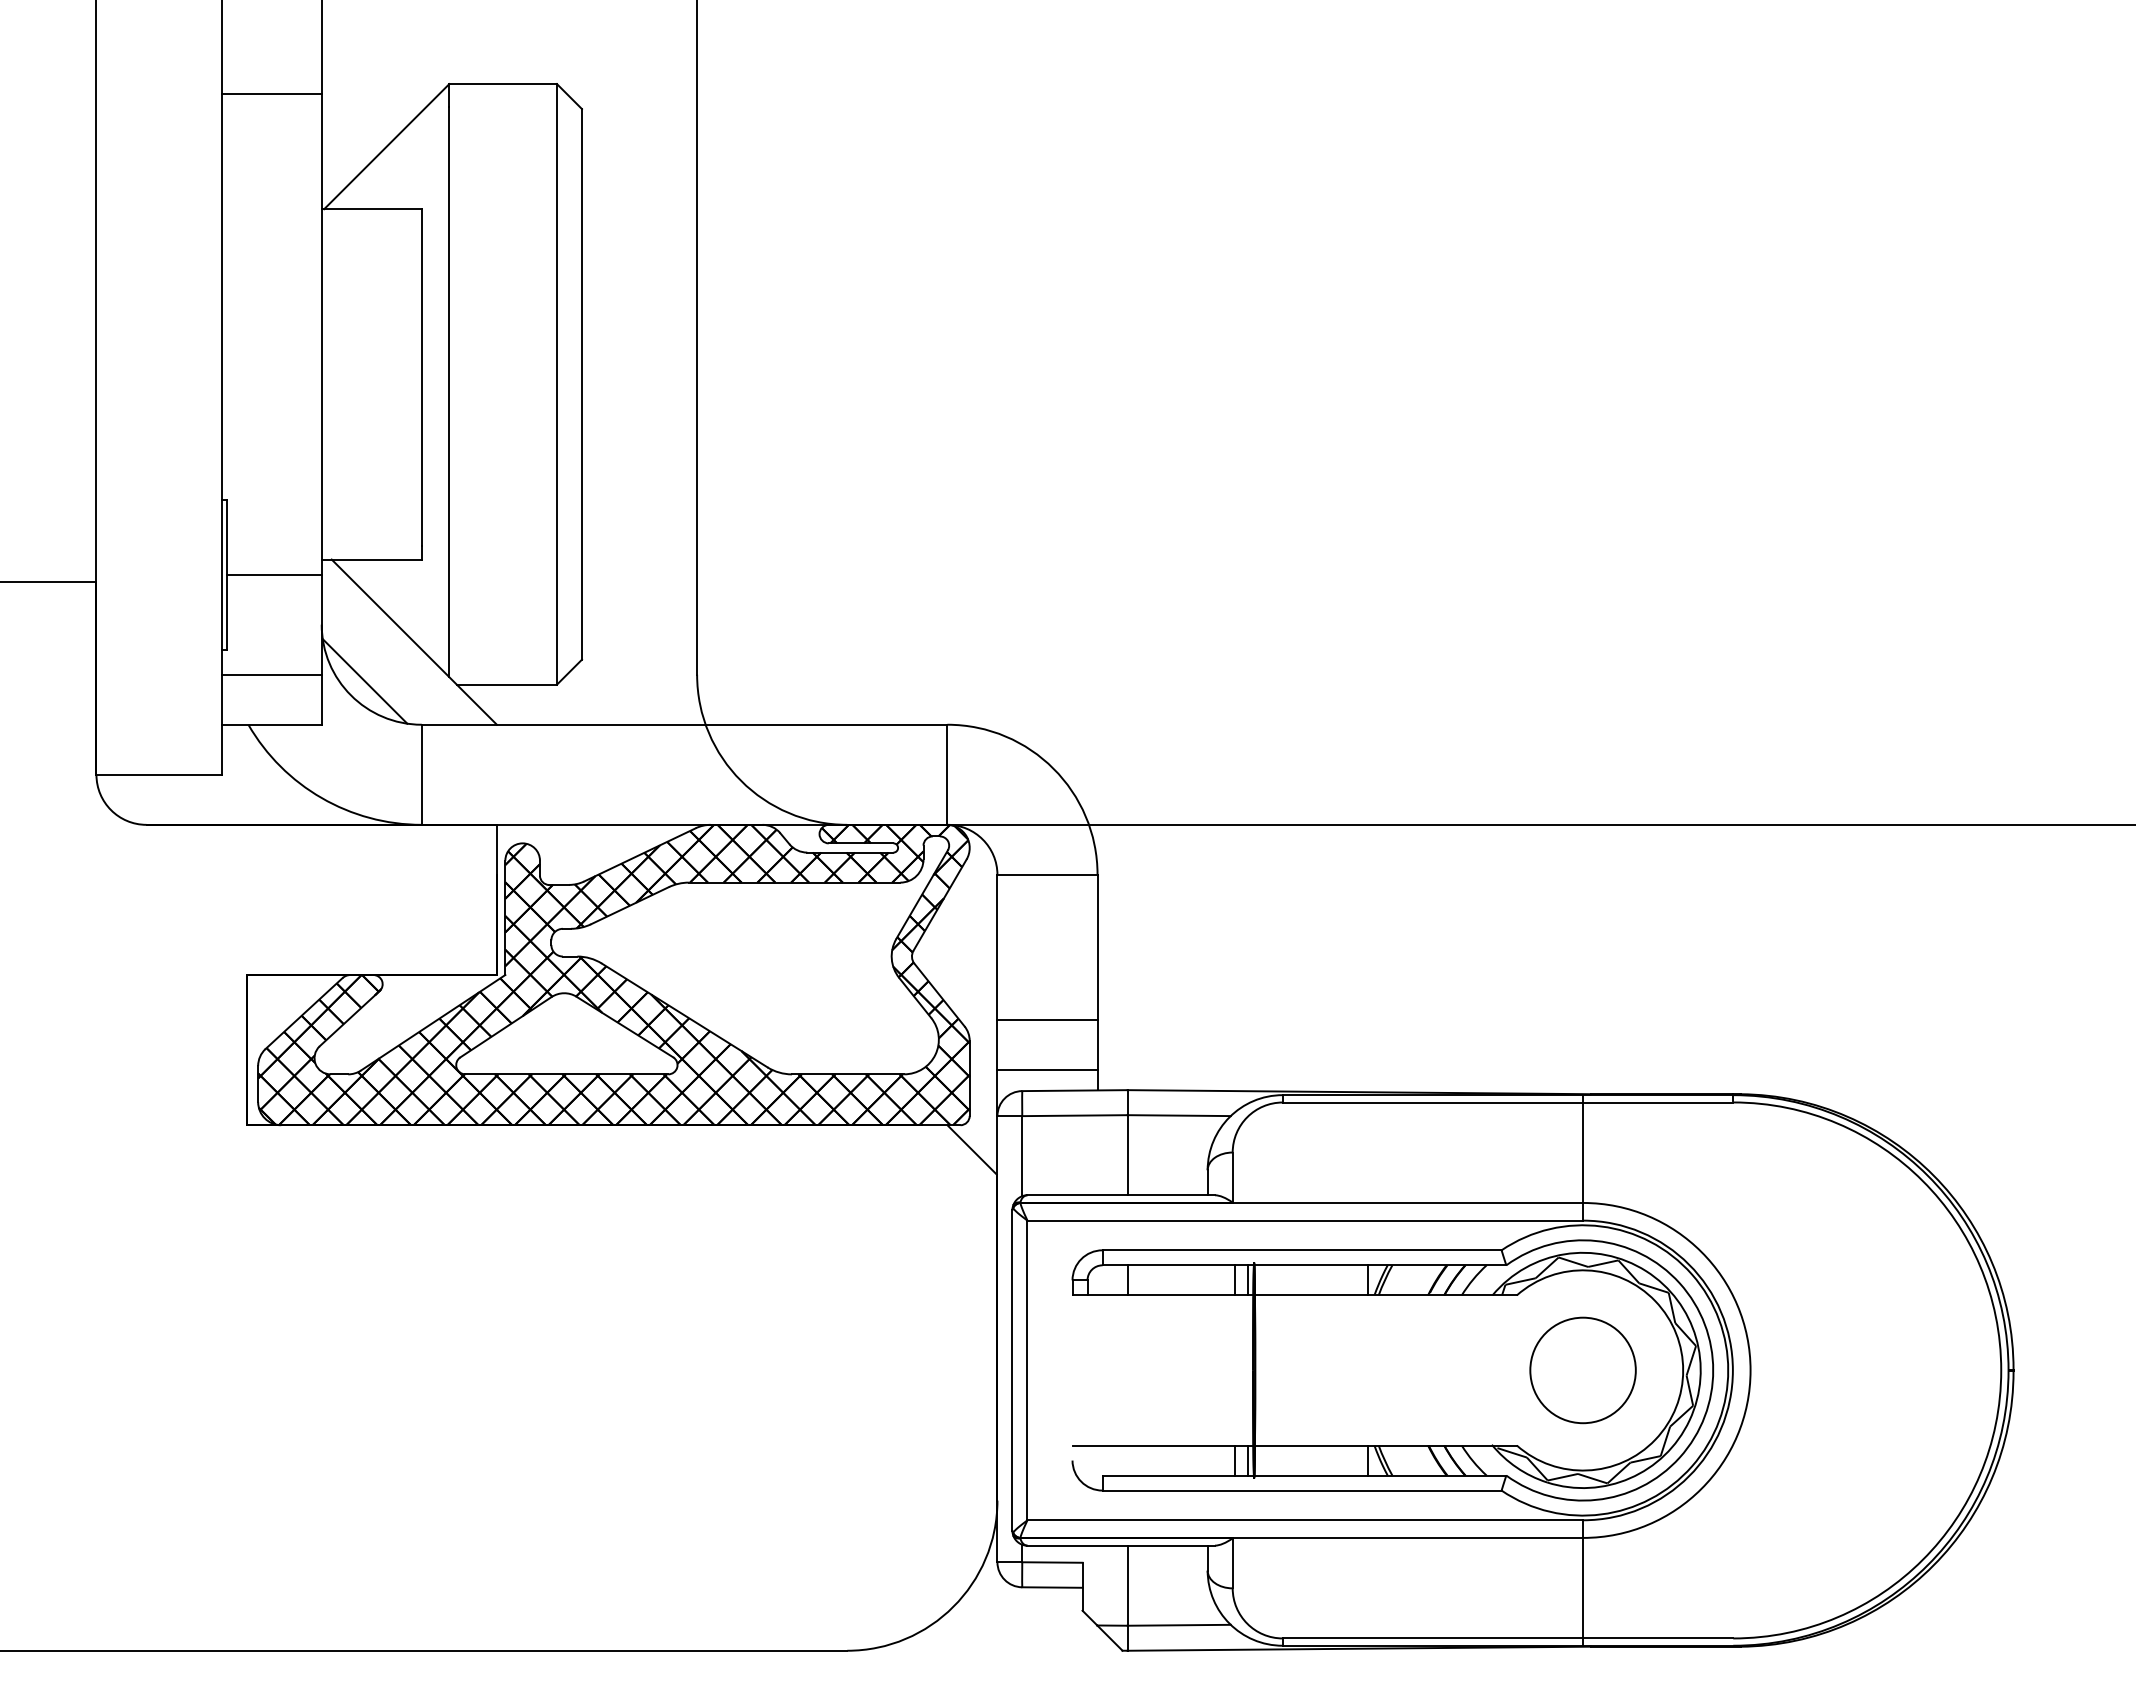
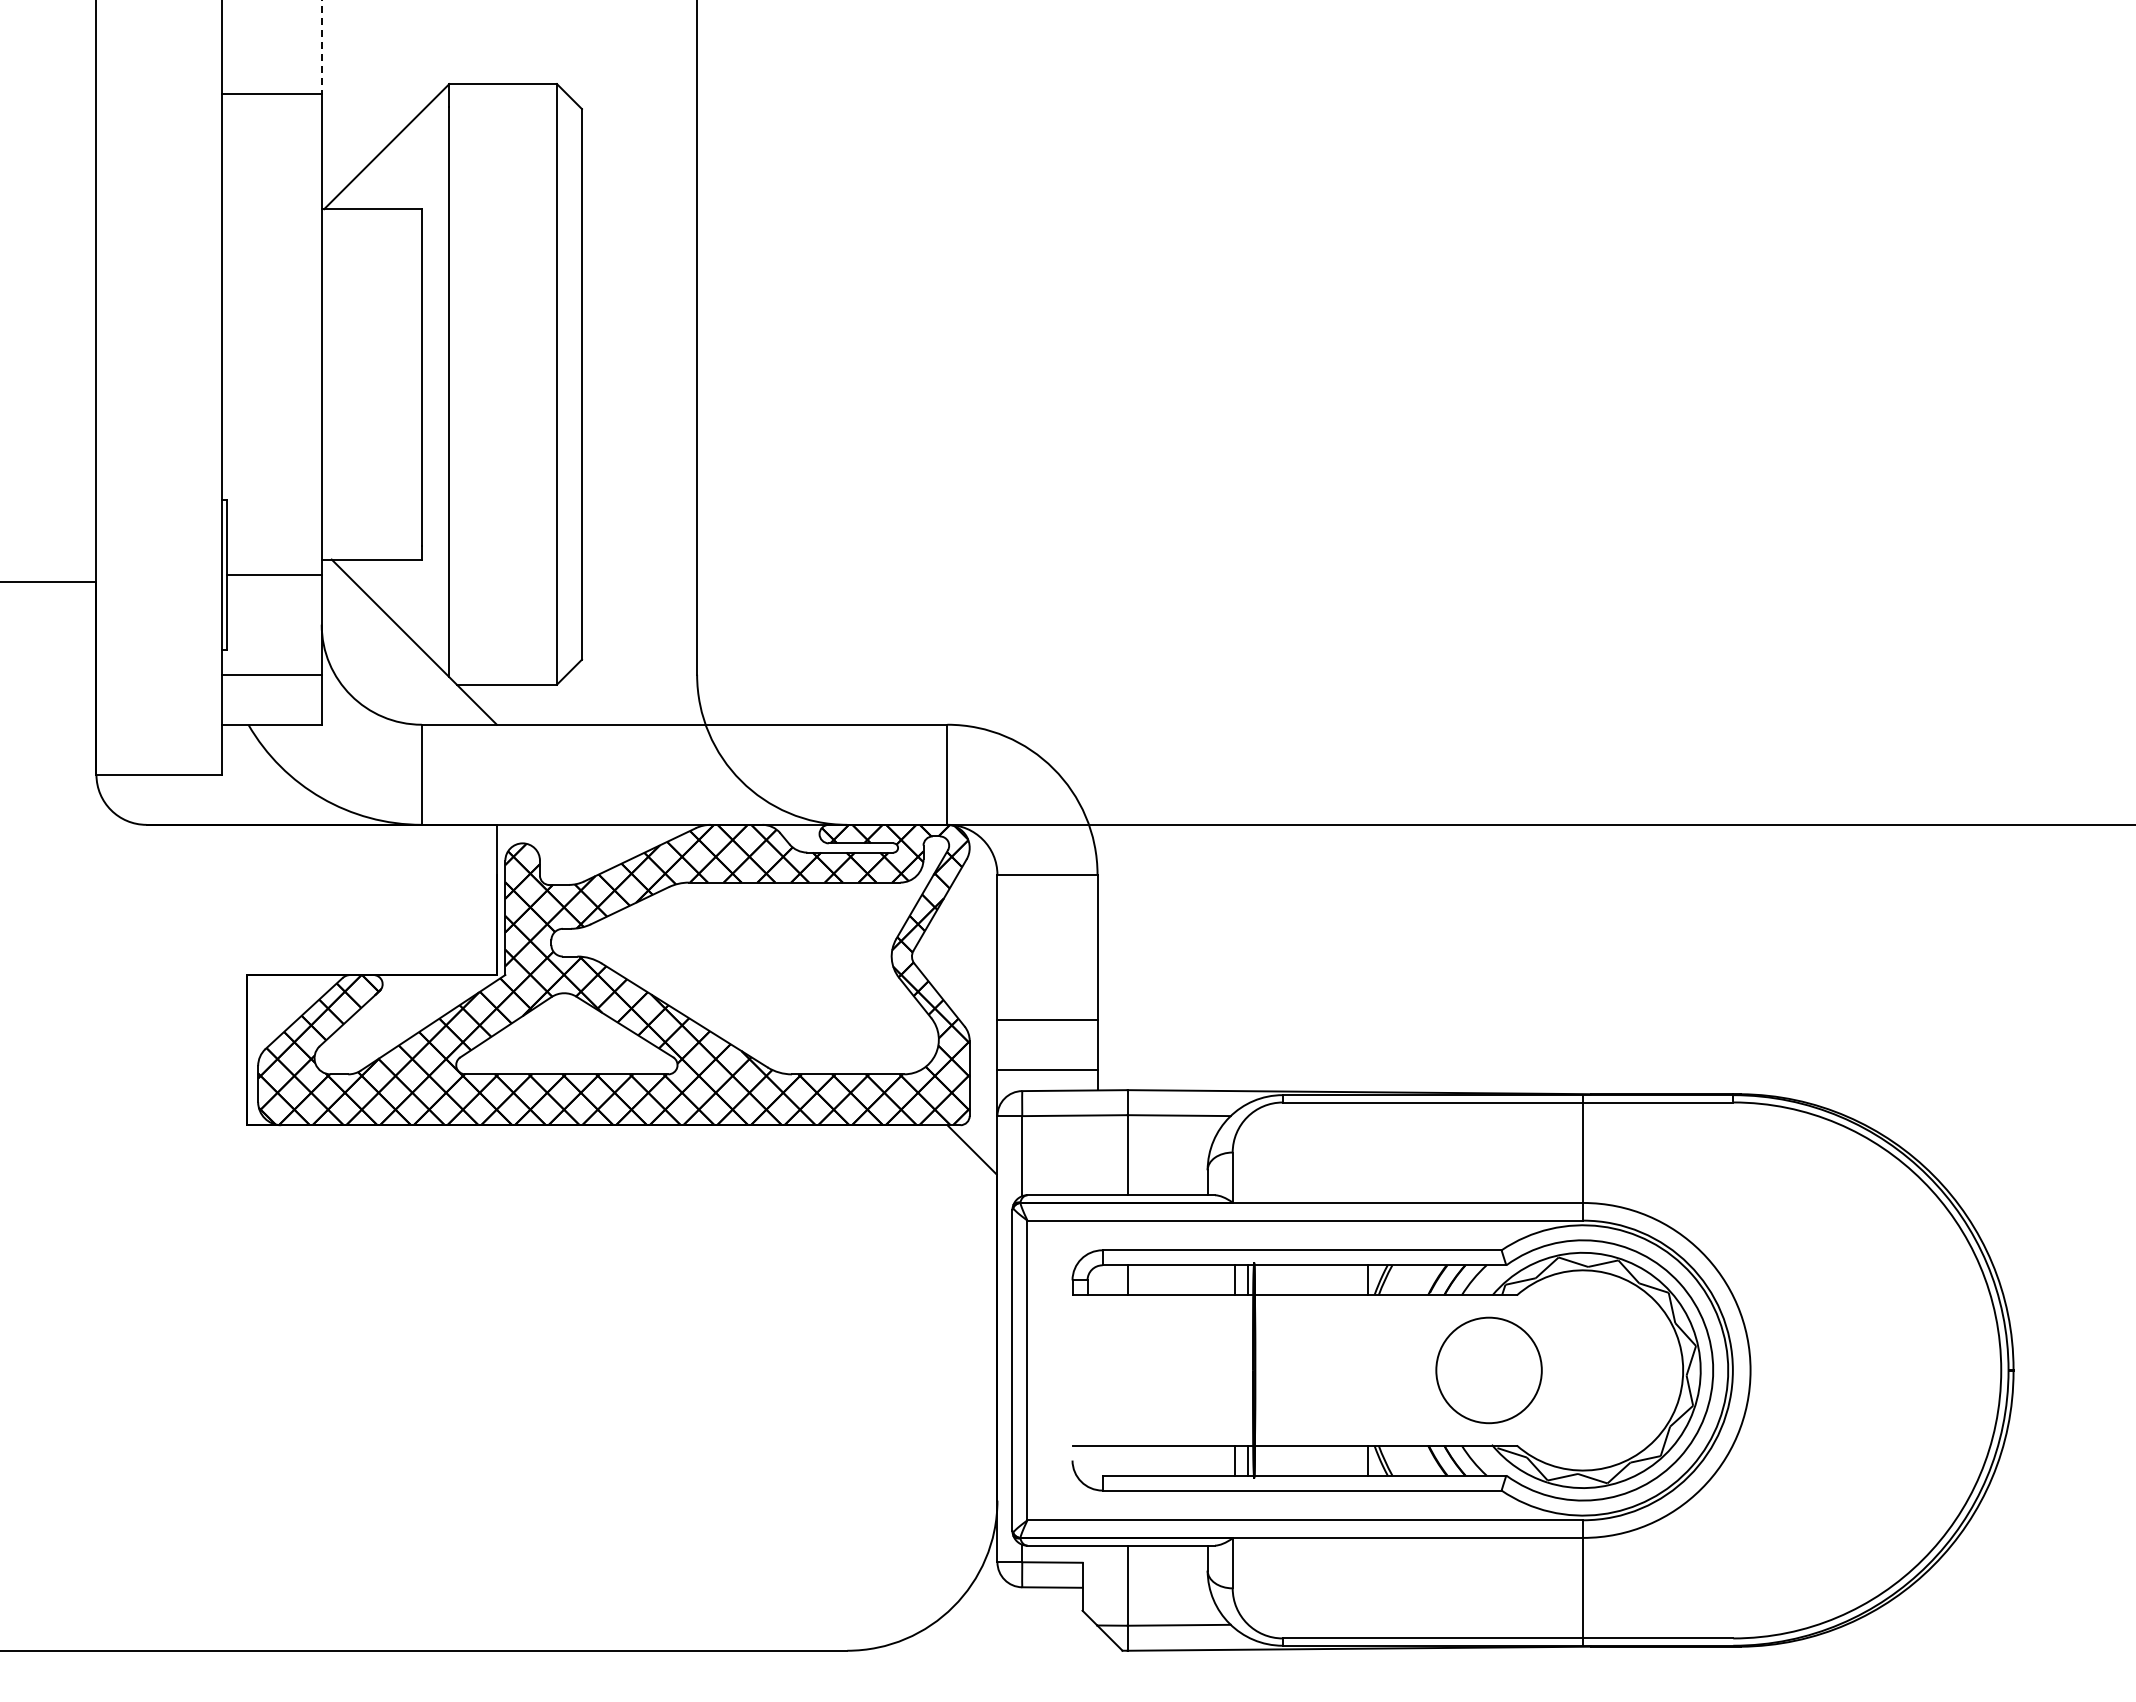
line: solid -> dashed (321, 47)
line: present -> none (364, 681)
circle position: (1582, 1370) -> (1488, 1370) (1488, 1370)
